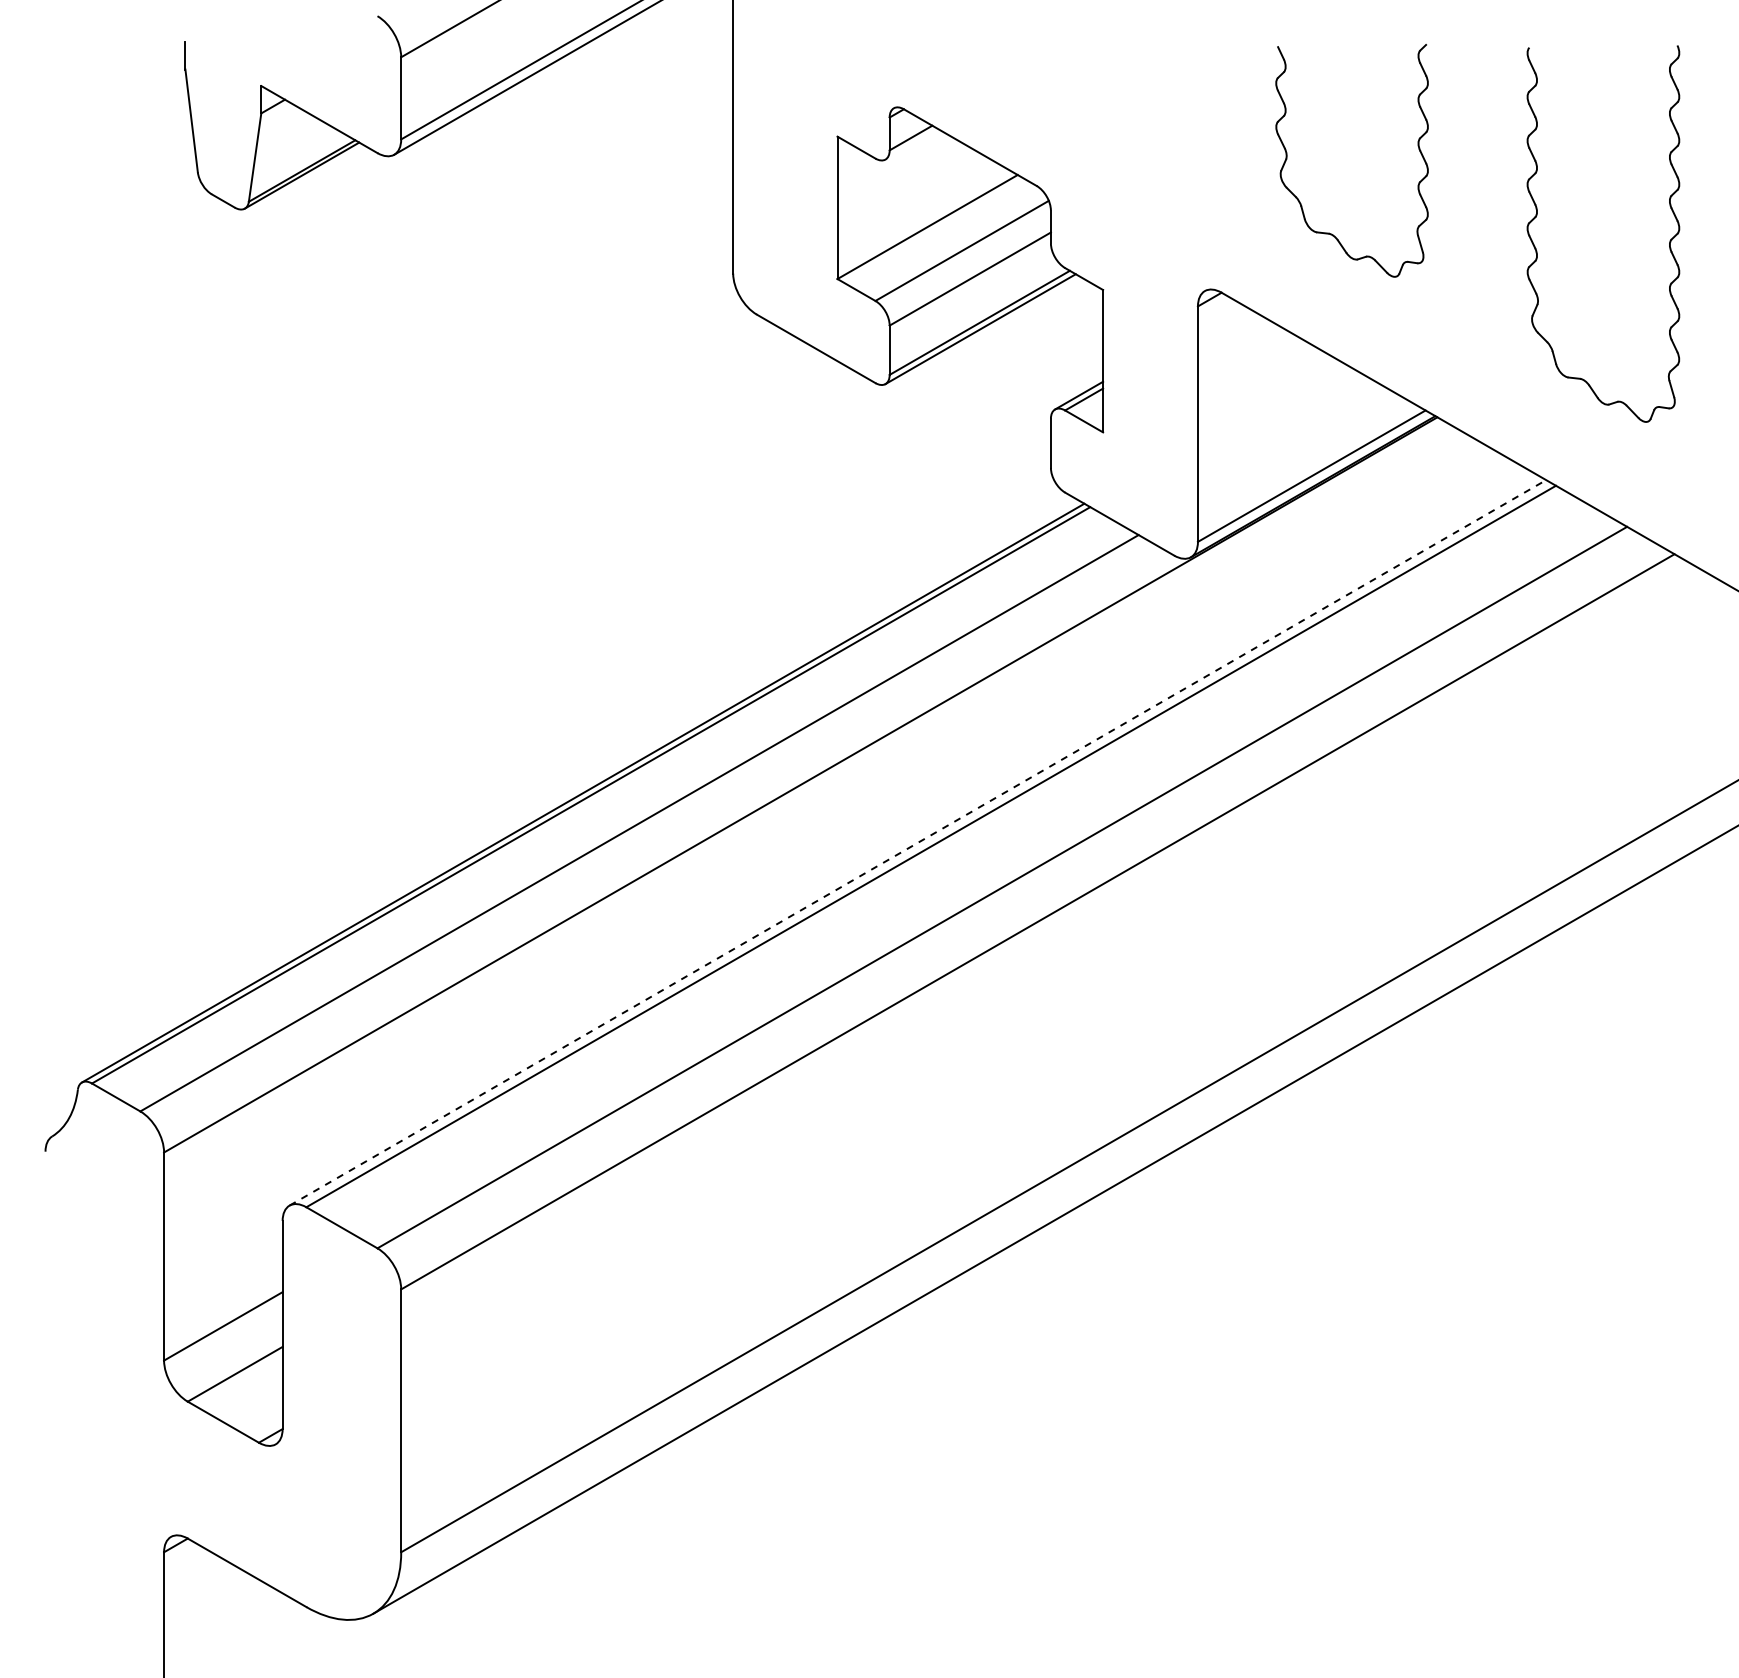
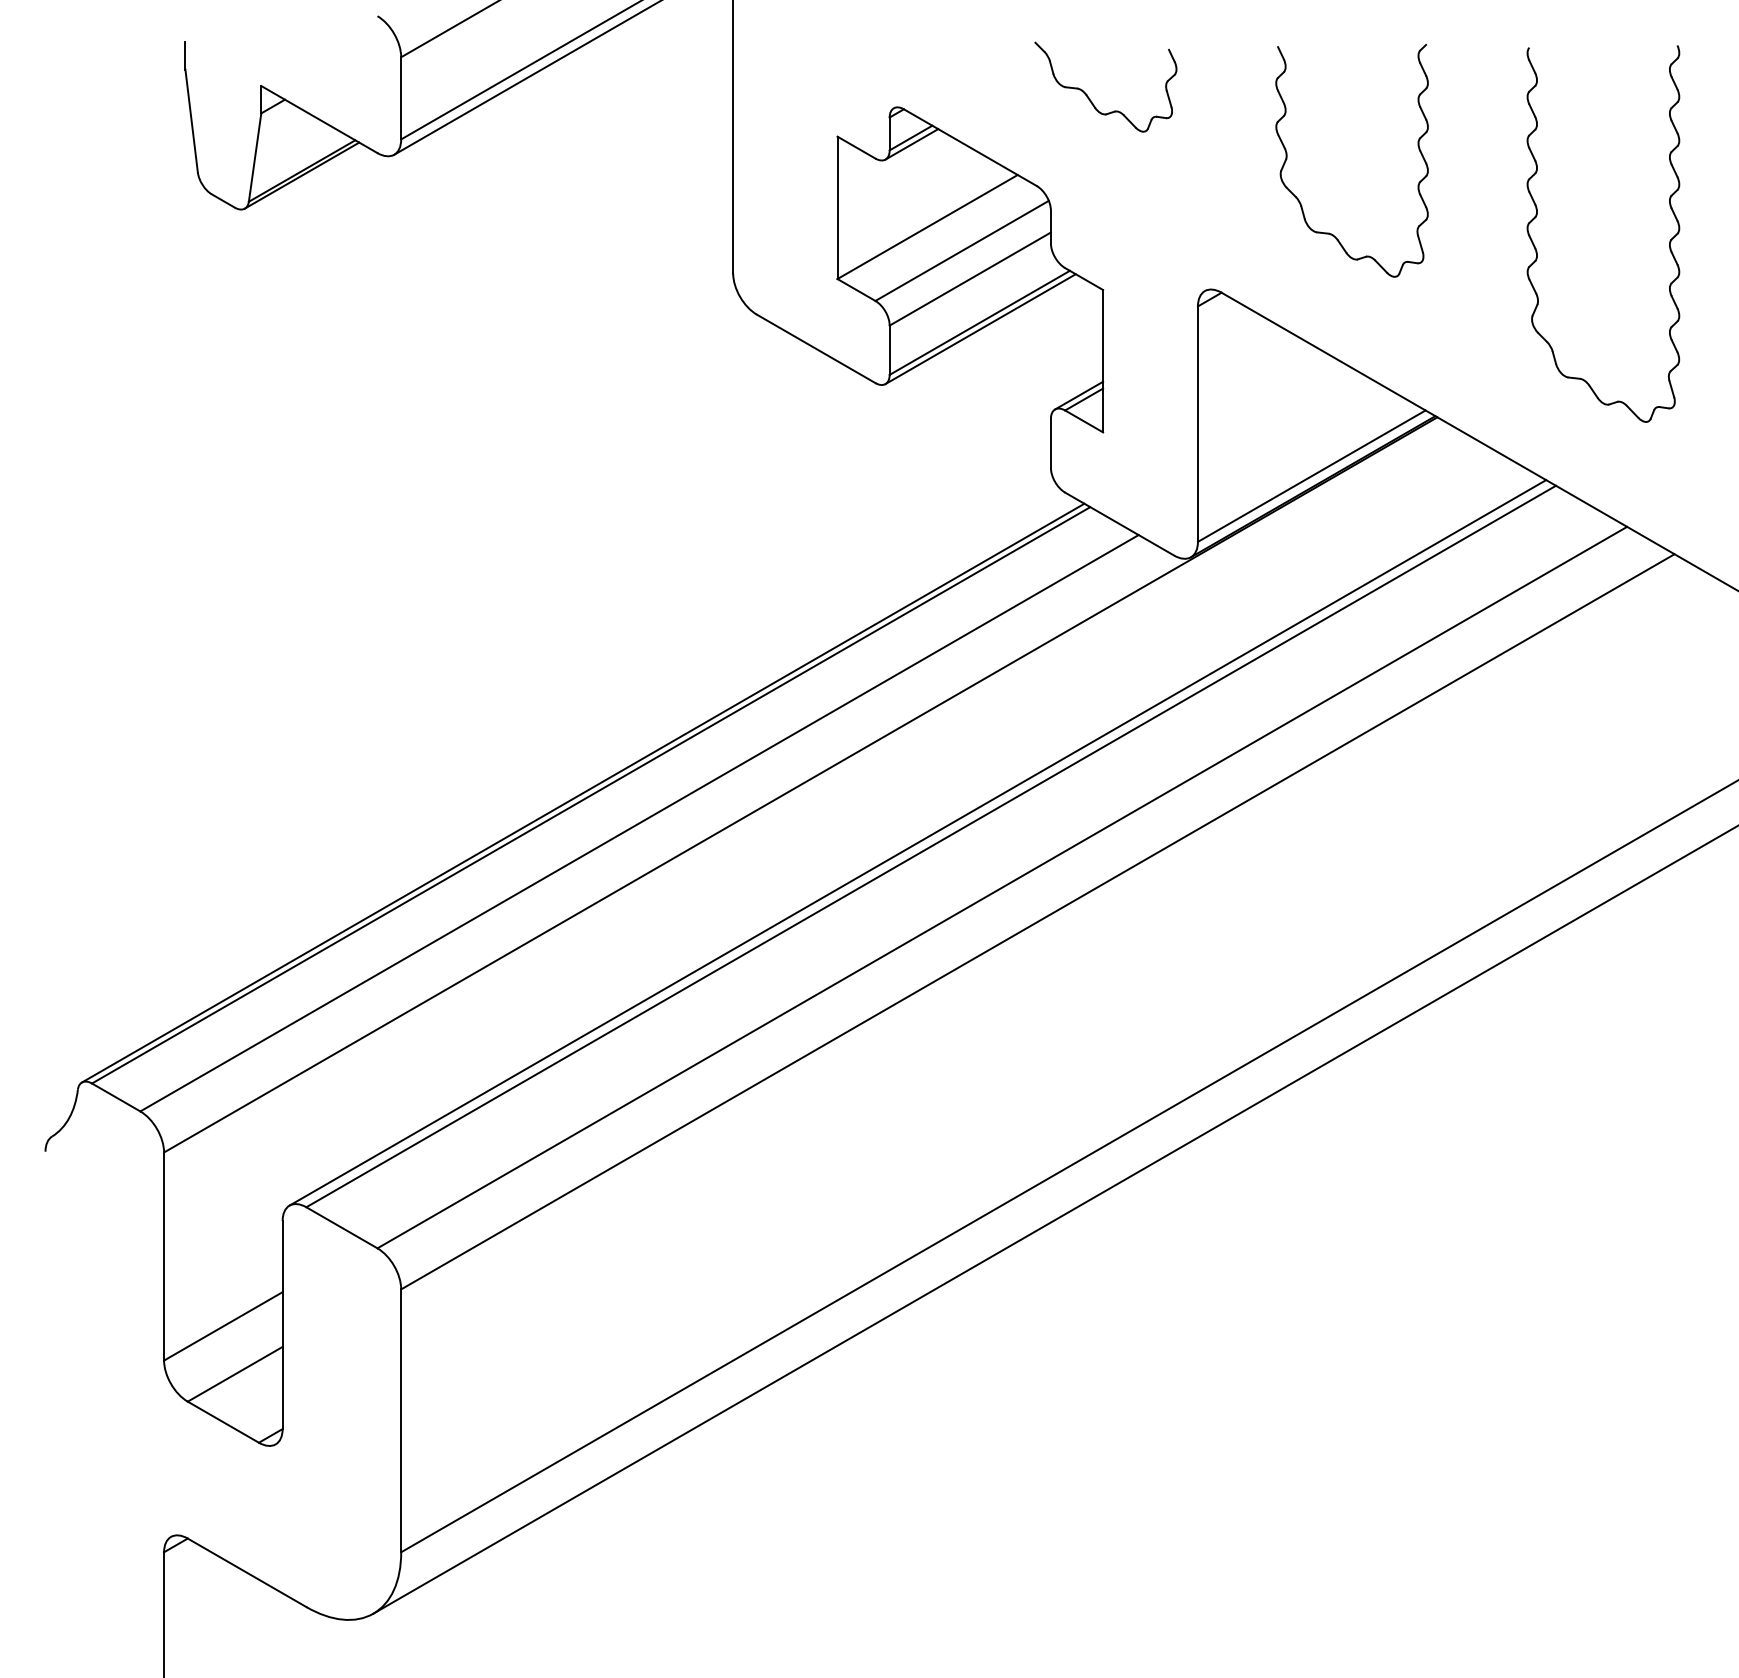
part: none -> present (1089, 97)
line: none -> present (911, 144)
line: dashed -> solid (918, 842)
